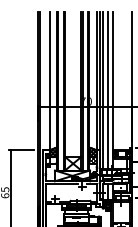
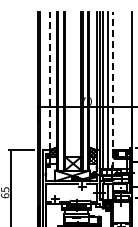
line: solid -> dashed (49, 81)
line: solid -> dashed (113, 90)
